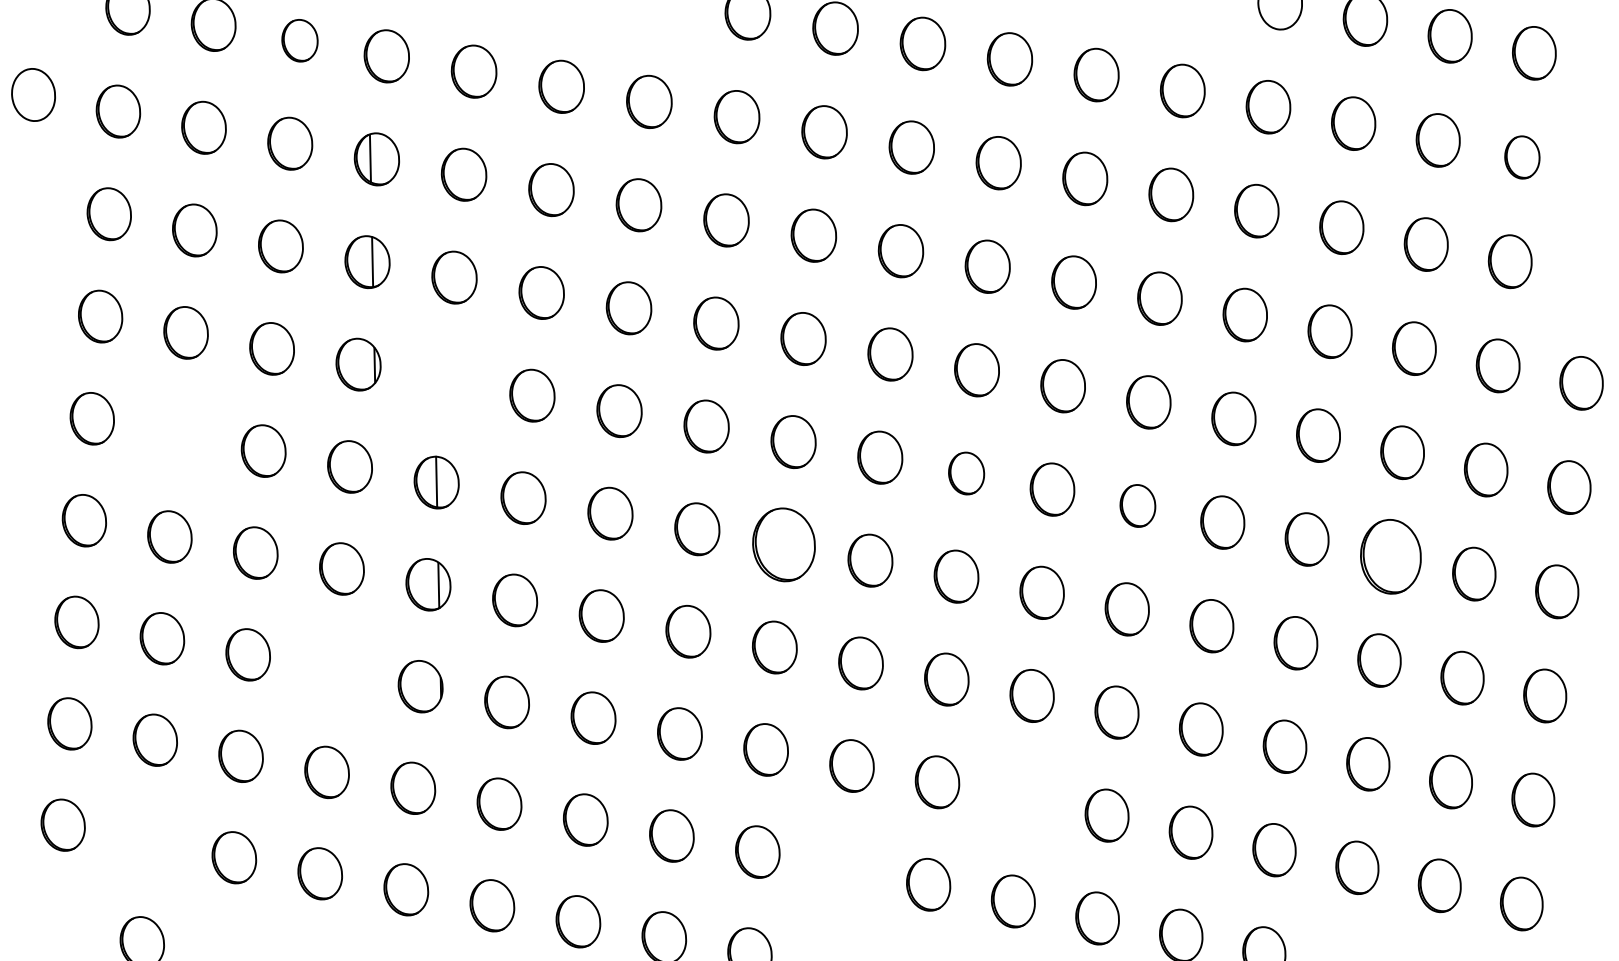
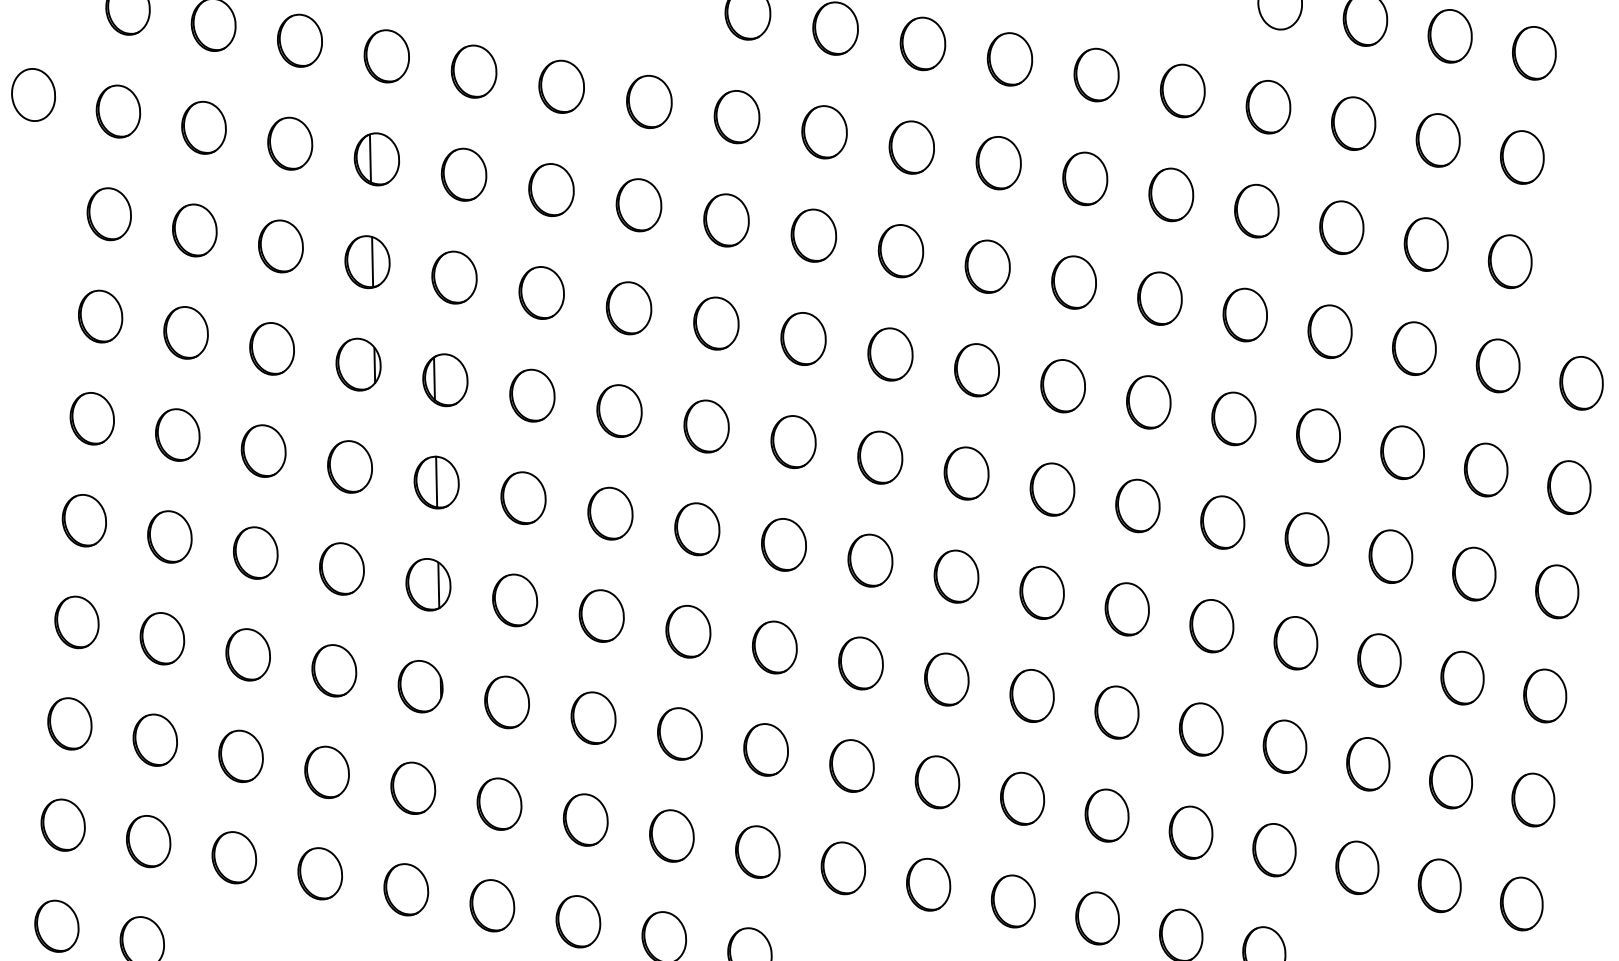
part size: 38x44 px -> 46x55 px (299, 40)
part size: 37x45 px -> 45x55 px (1522, 157)
part: none -> present (445, 380)
part: none -> present (177, 434)
part size: 38x45 px -> 47x55 px (966, 473)
part size: 38x44 px -> 46x56 px (1137, 505)
part size: 64x76 px -> 46x54 px (783, 544)
part size: 62x76 px -> 46x55 px (1390, 556)
part: none -> present (334, 670)
part: none -> present (1022, 798)
part: none -> present (148, 841)
part: none -> present (843, 868)
part: none -> present (56, 925)
